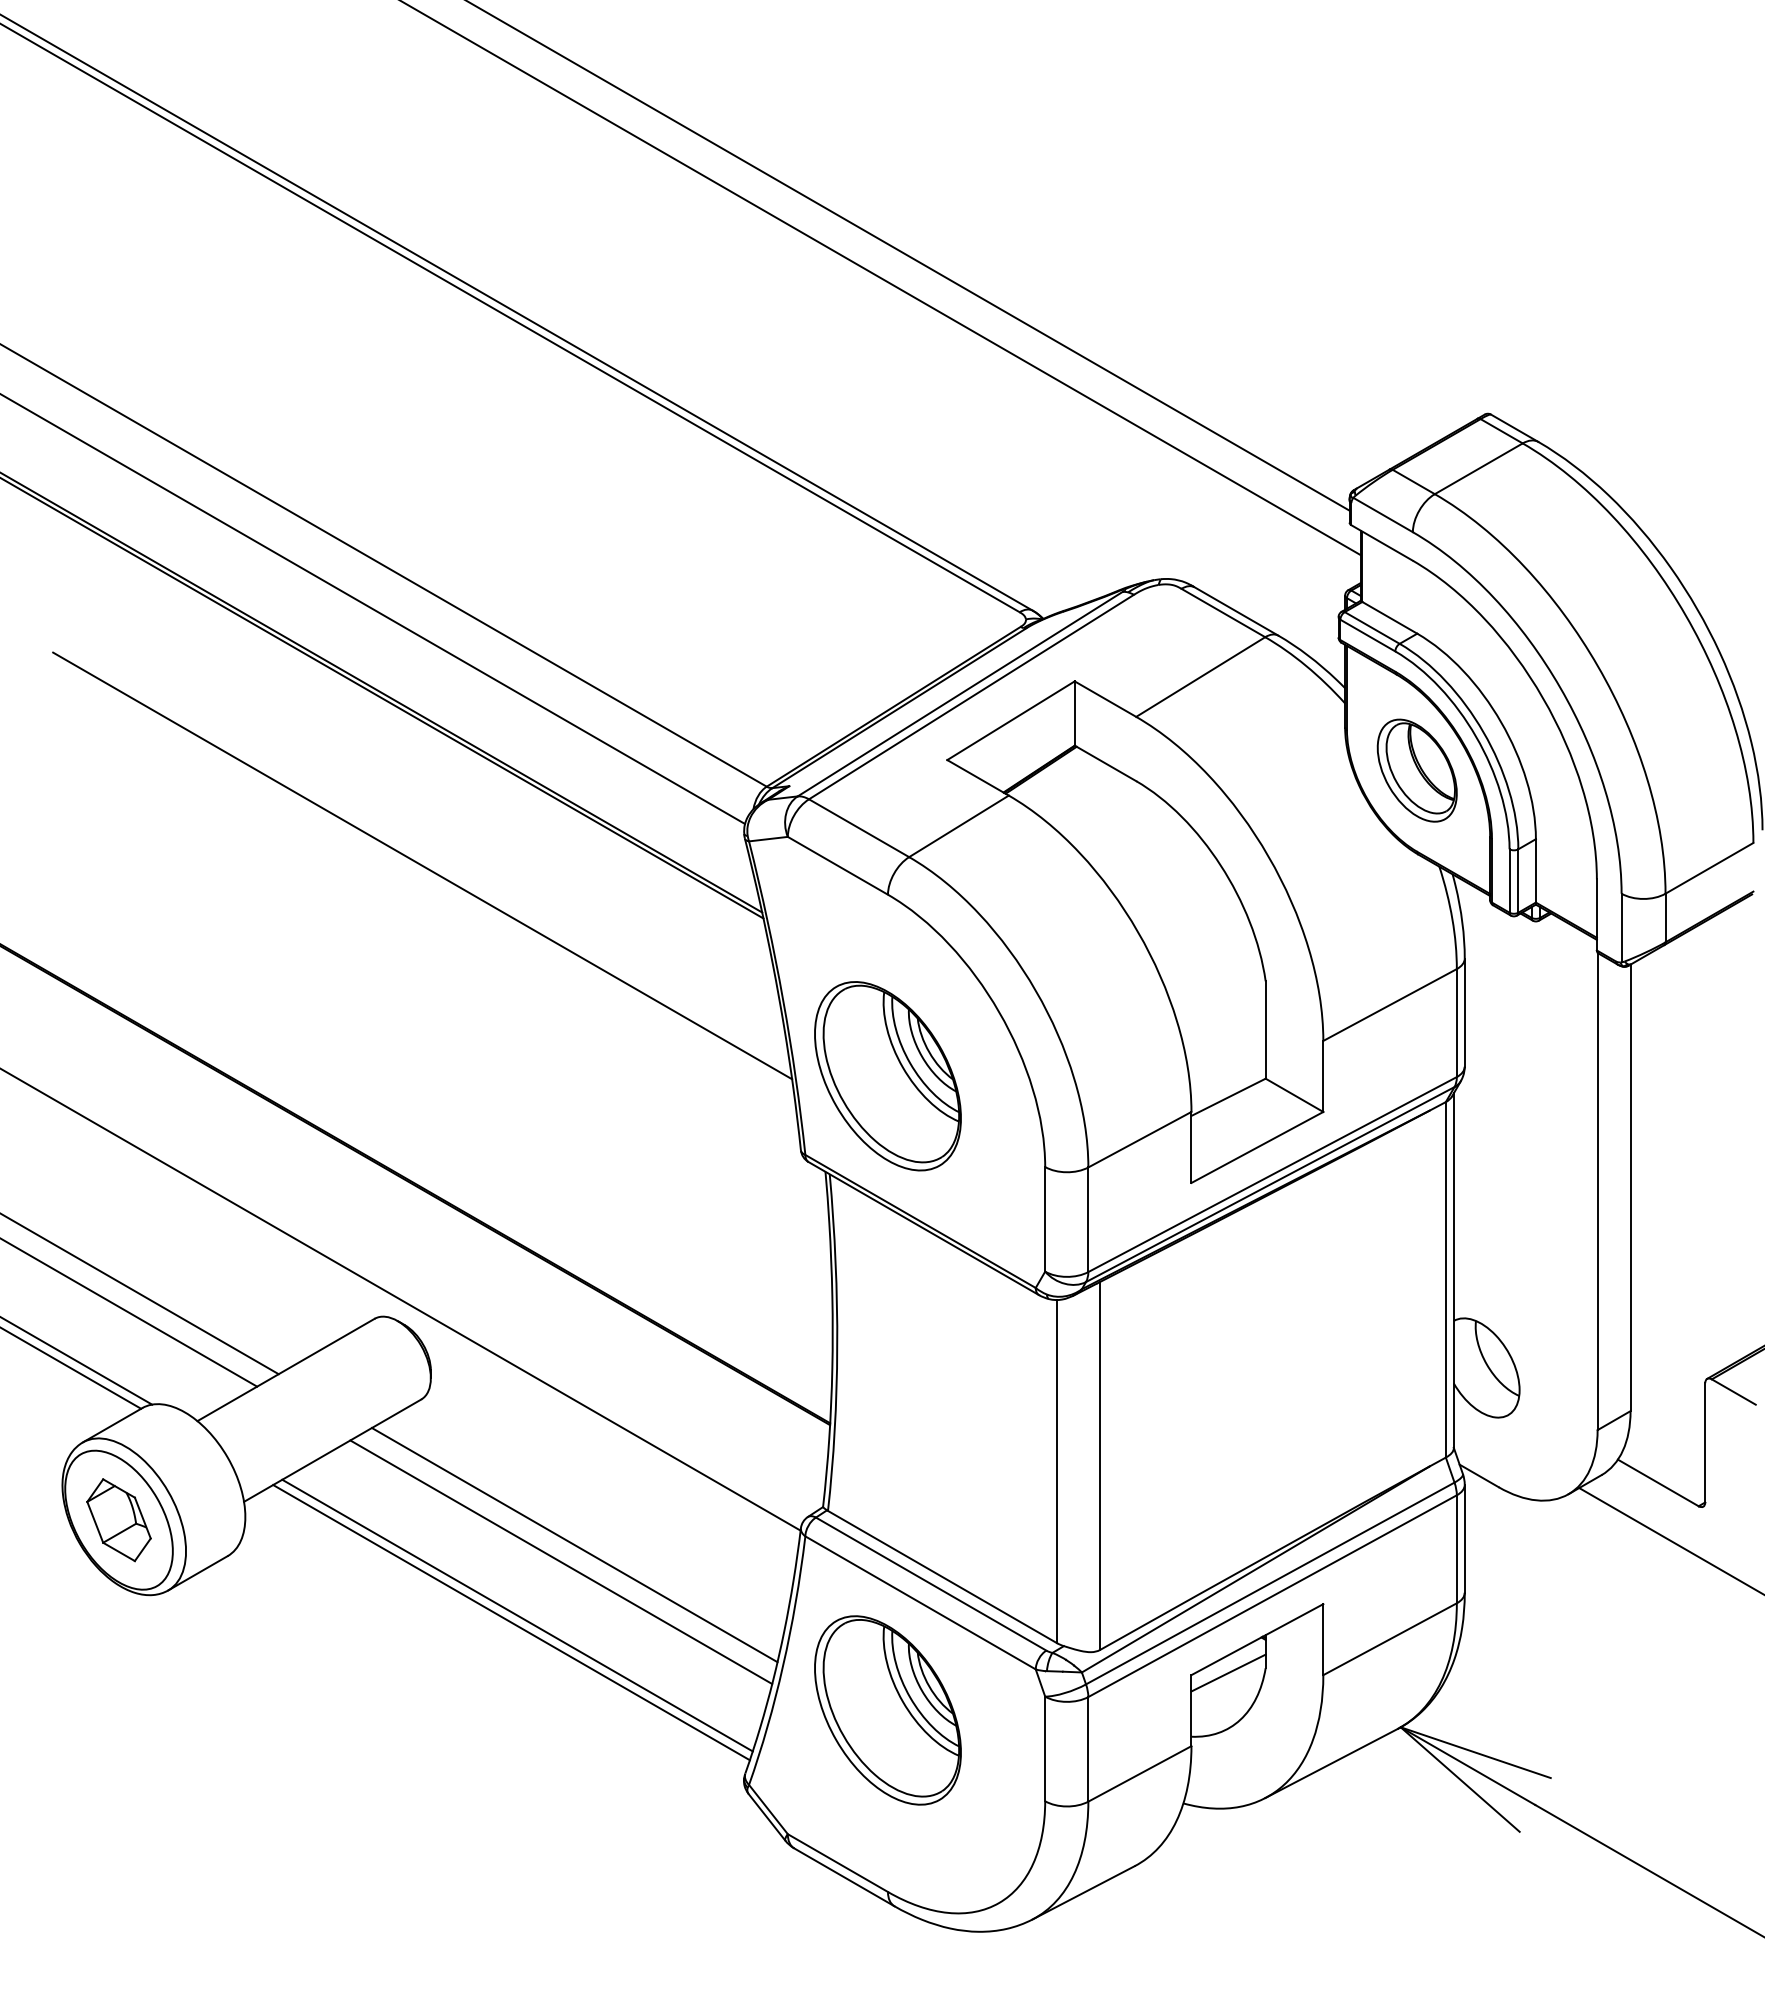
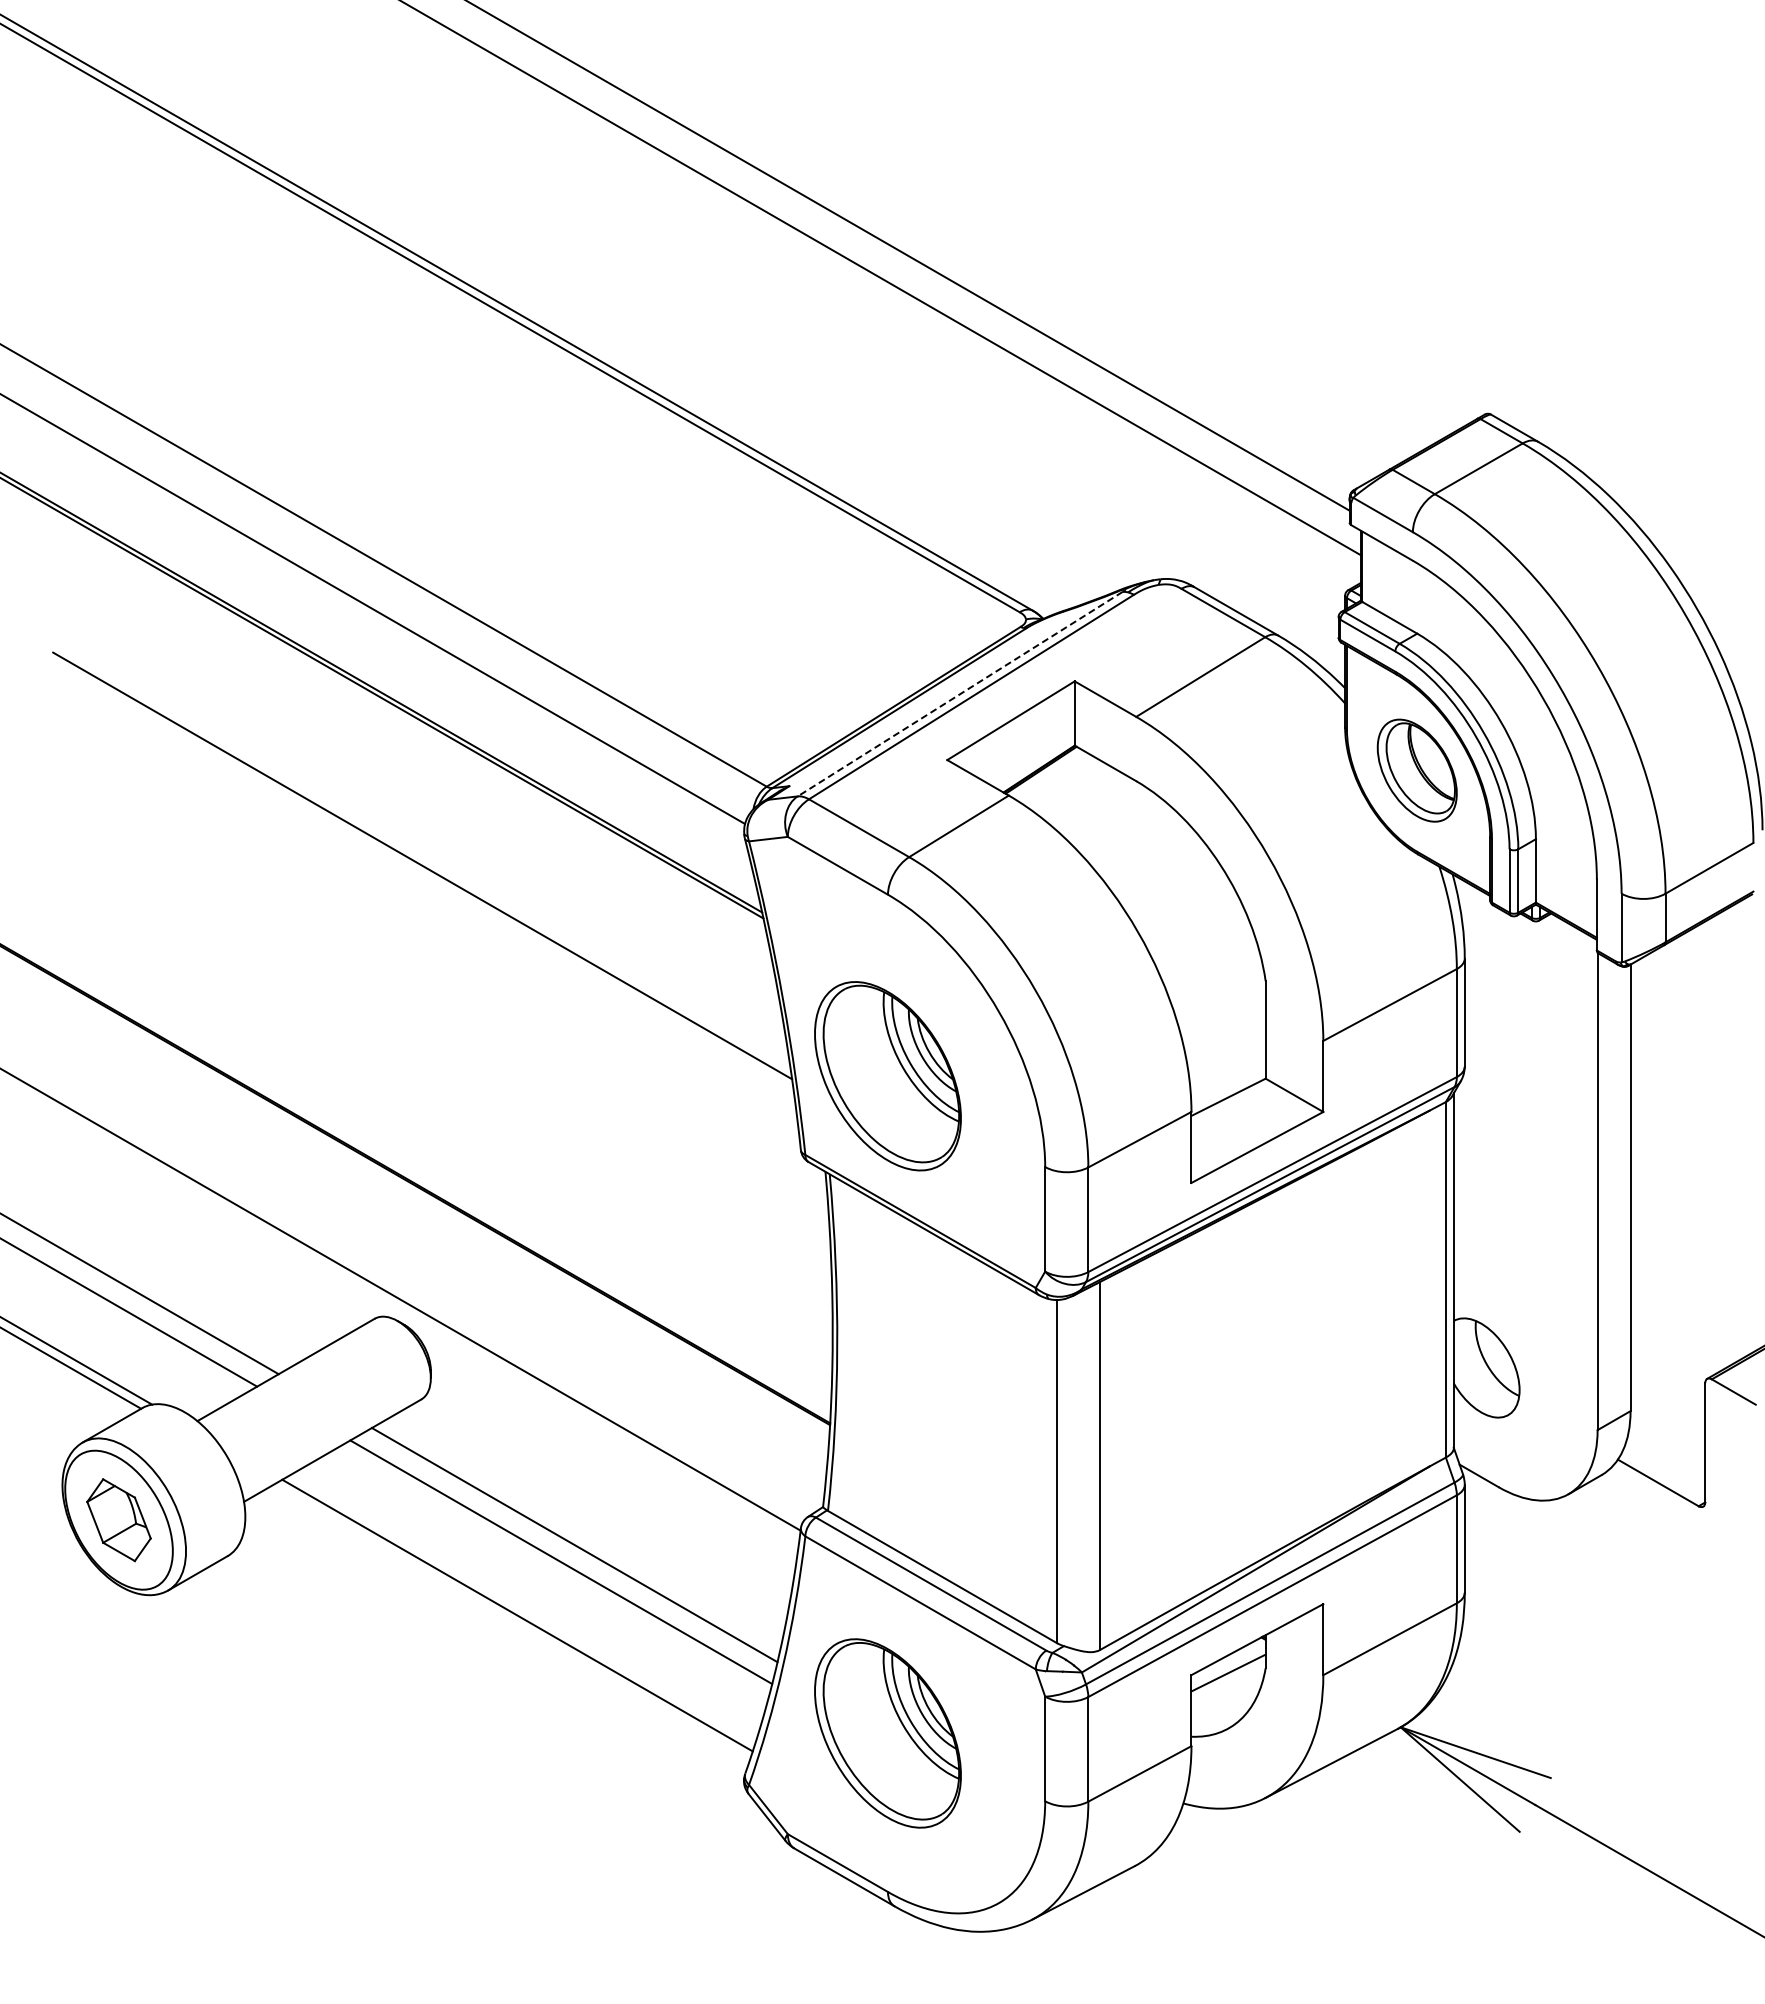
line: solid -> dashed (960, 694)
line: present -> none (1670, 1540)
line: present -> none (511, 1622)
part position: (887, 1710) -> (887, 1733) (887, 1733)
